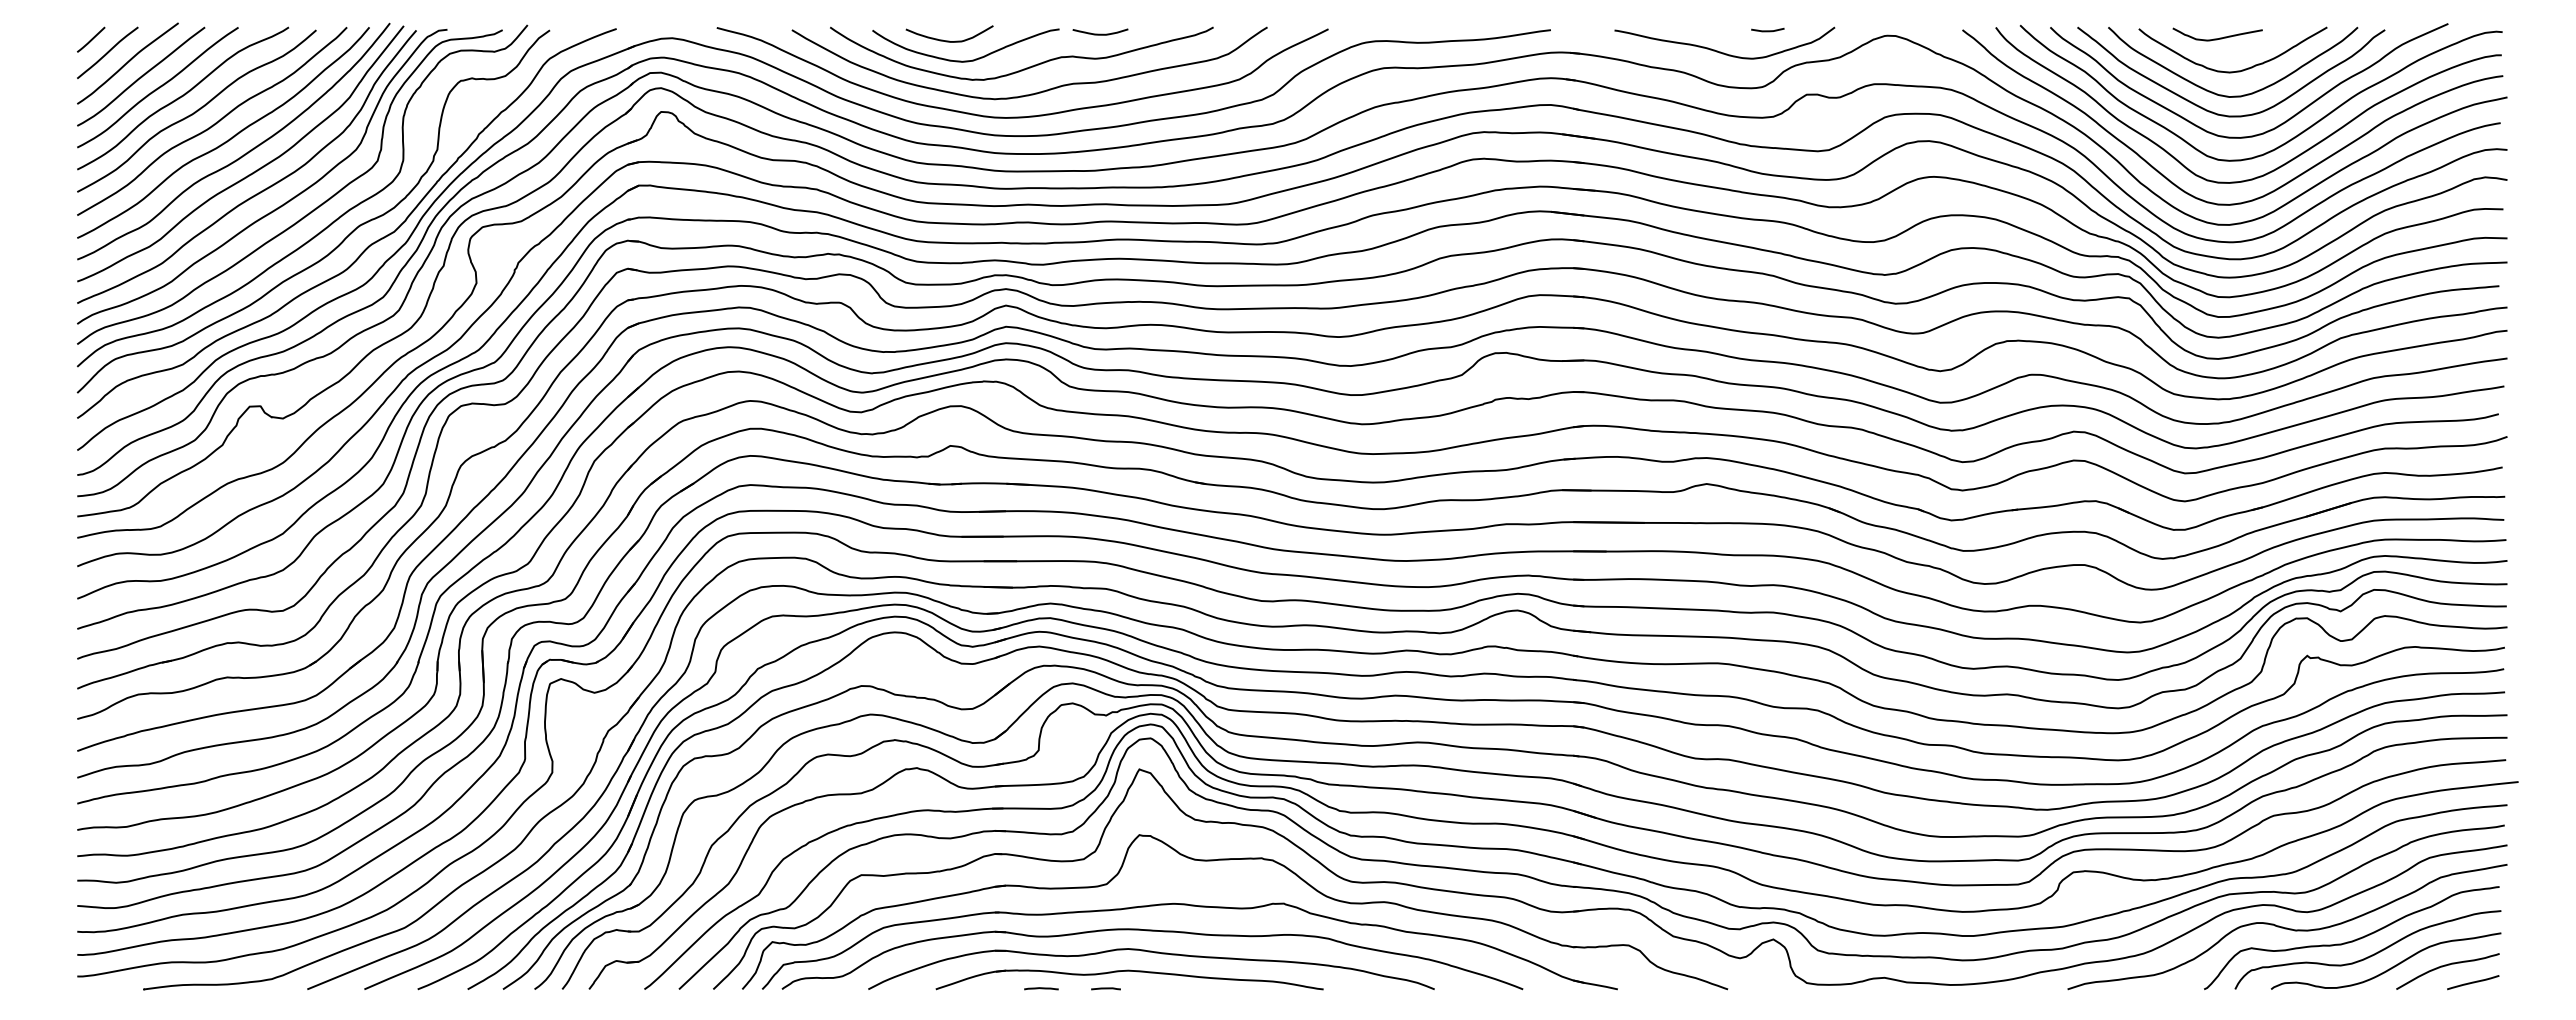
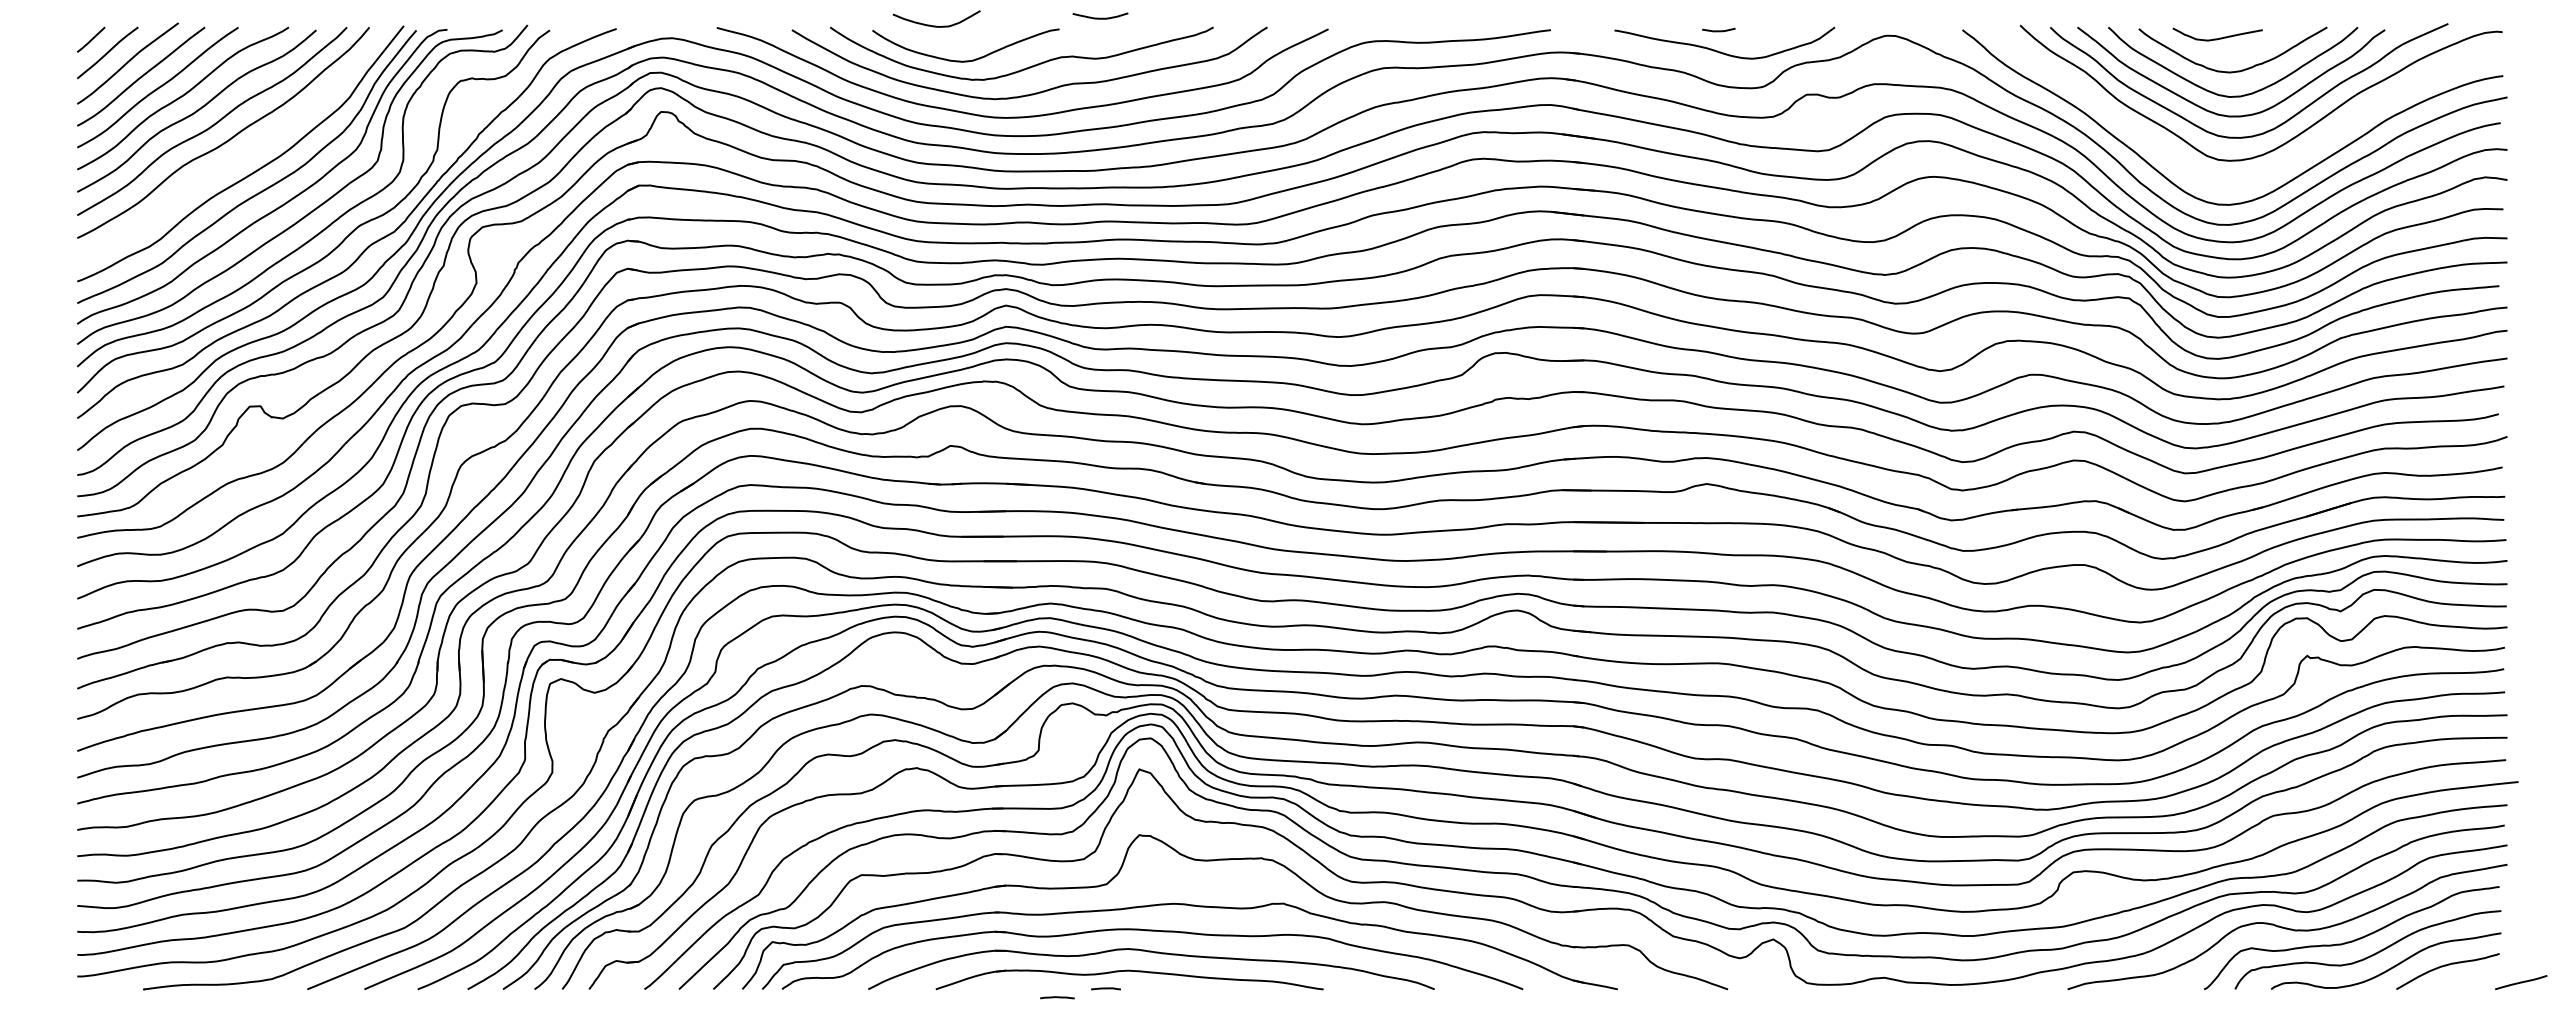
line position: (1767, 30) -> (1718, 30) (1718, 30)
curve position: (1100, 33) -> (1100, 17) (1100, 17)
curve position: (949, 40) -> (936, 25) (936, 25)
curve: present -> none (244, 153)
curve: present -> none (2285, 162)
line position: (2473, 982) -> (2521, 982) (2521, 982)
line position: (1041, 988) -> (1057, 997) (1057, 997)
